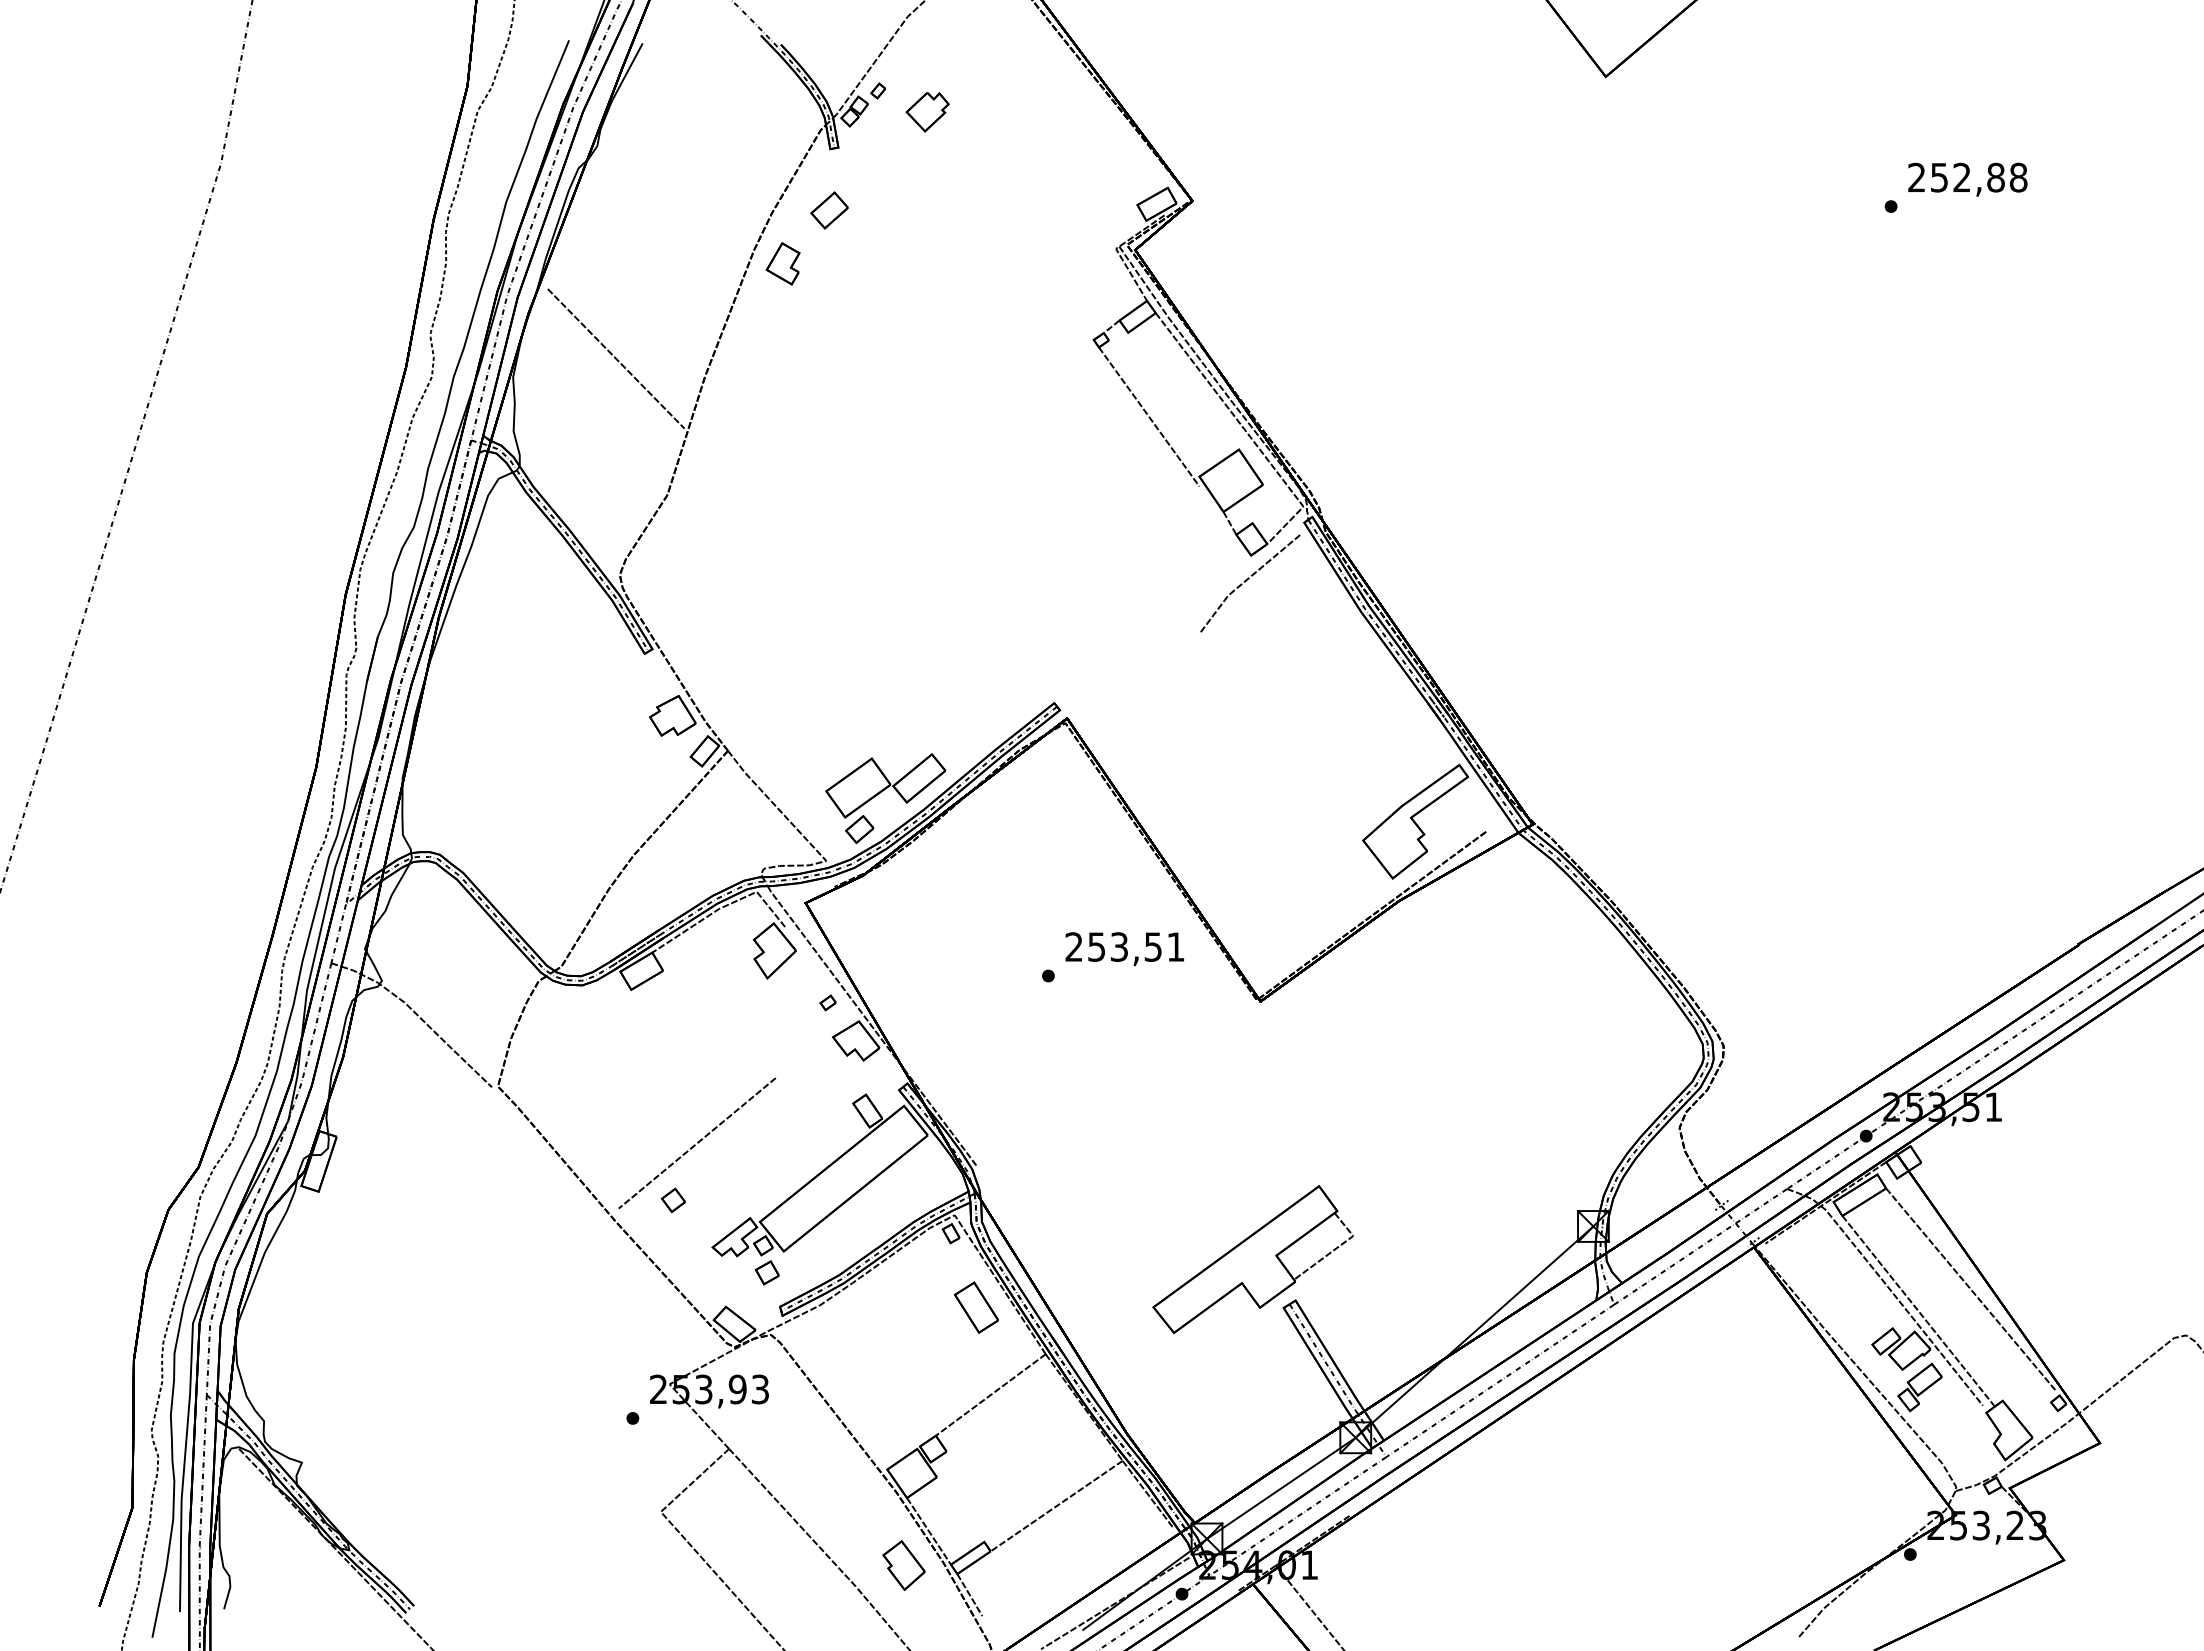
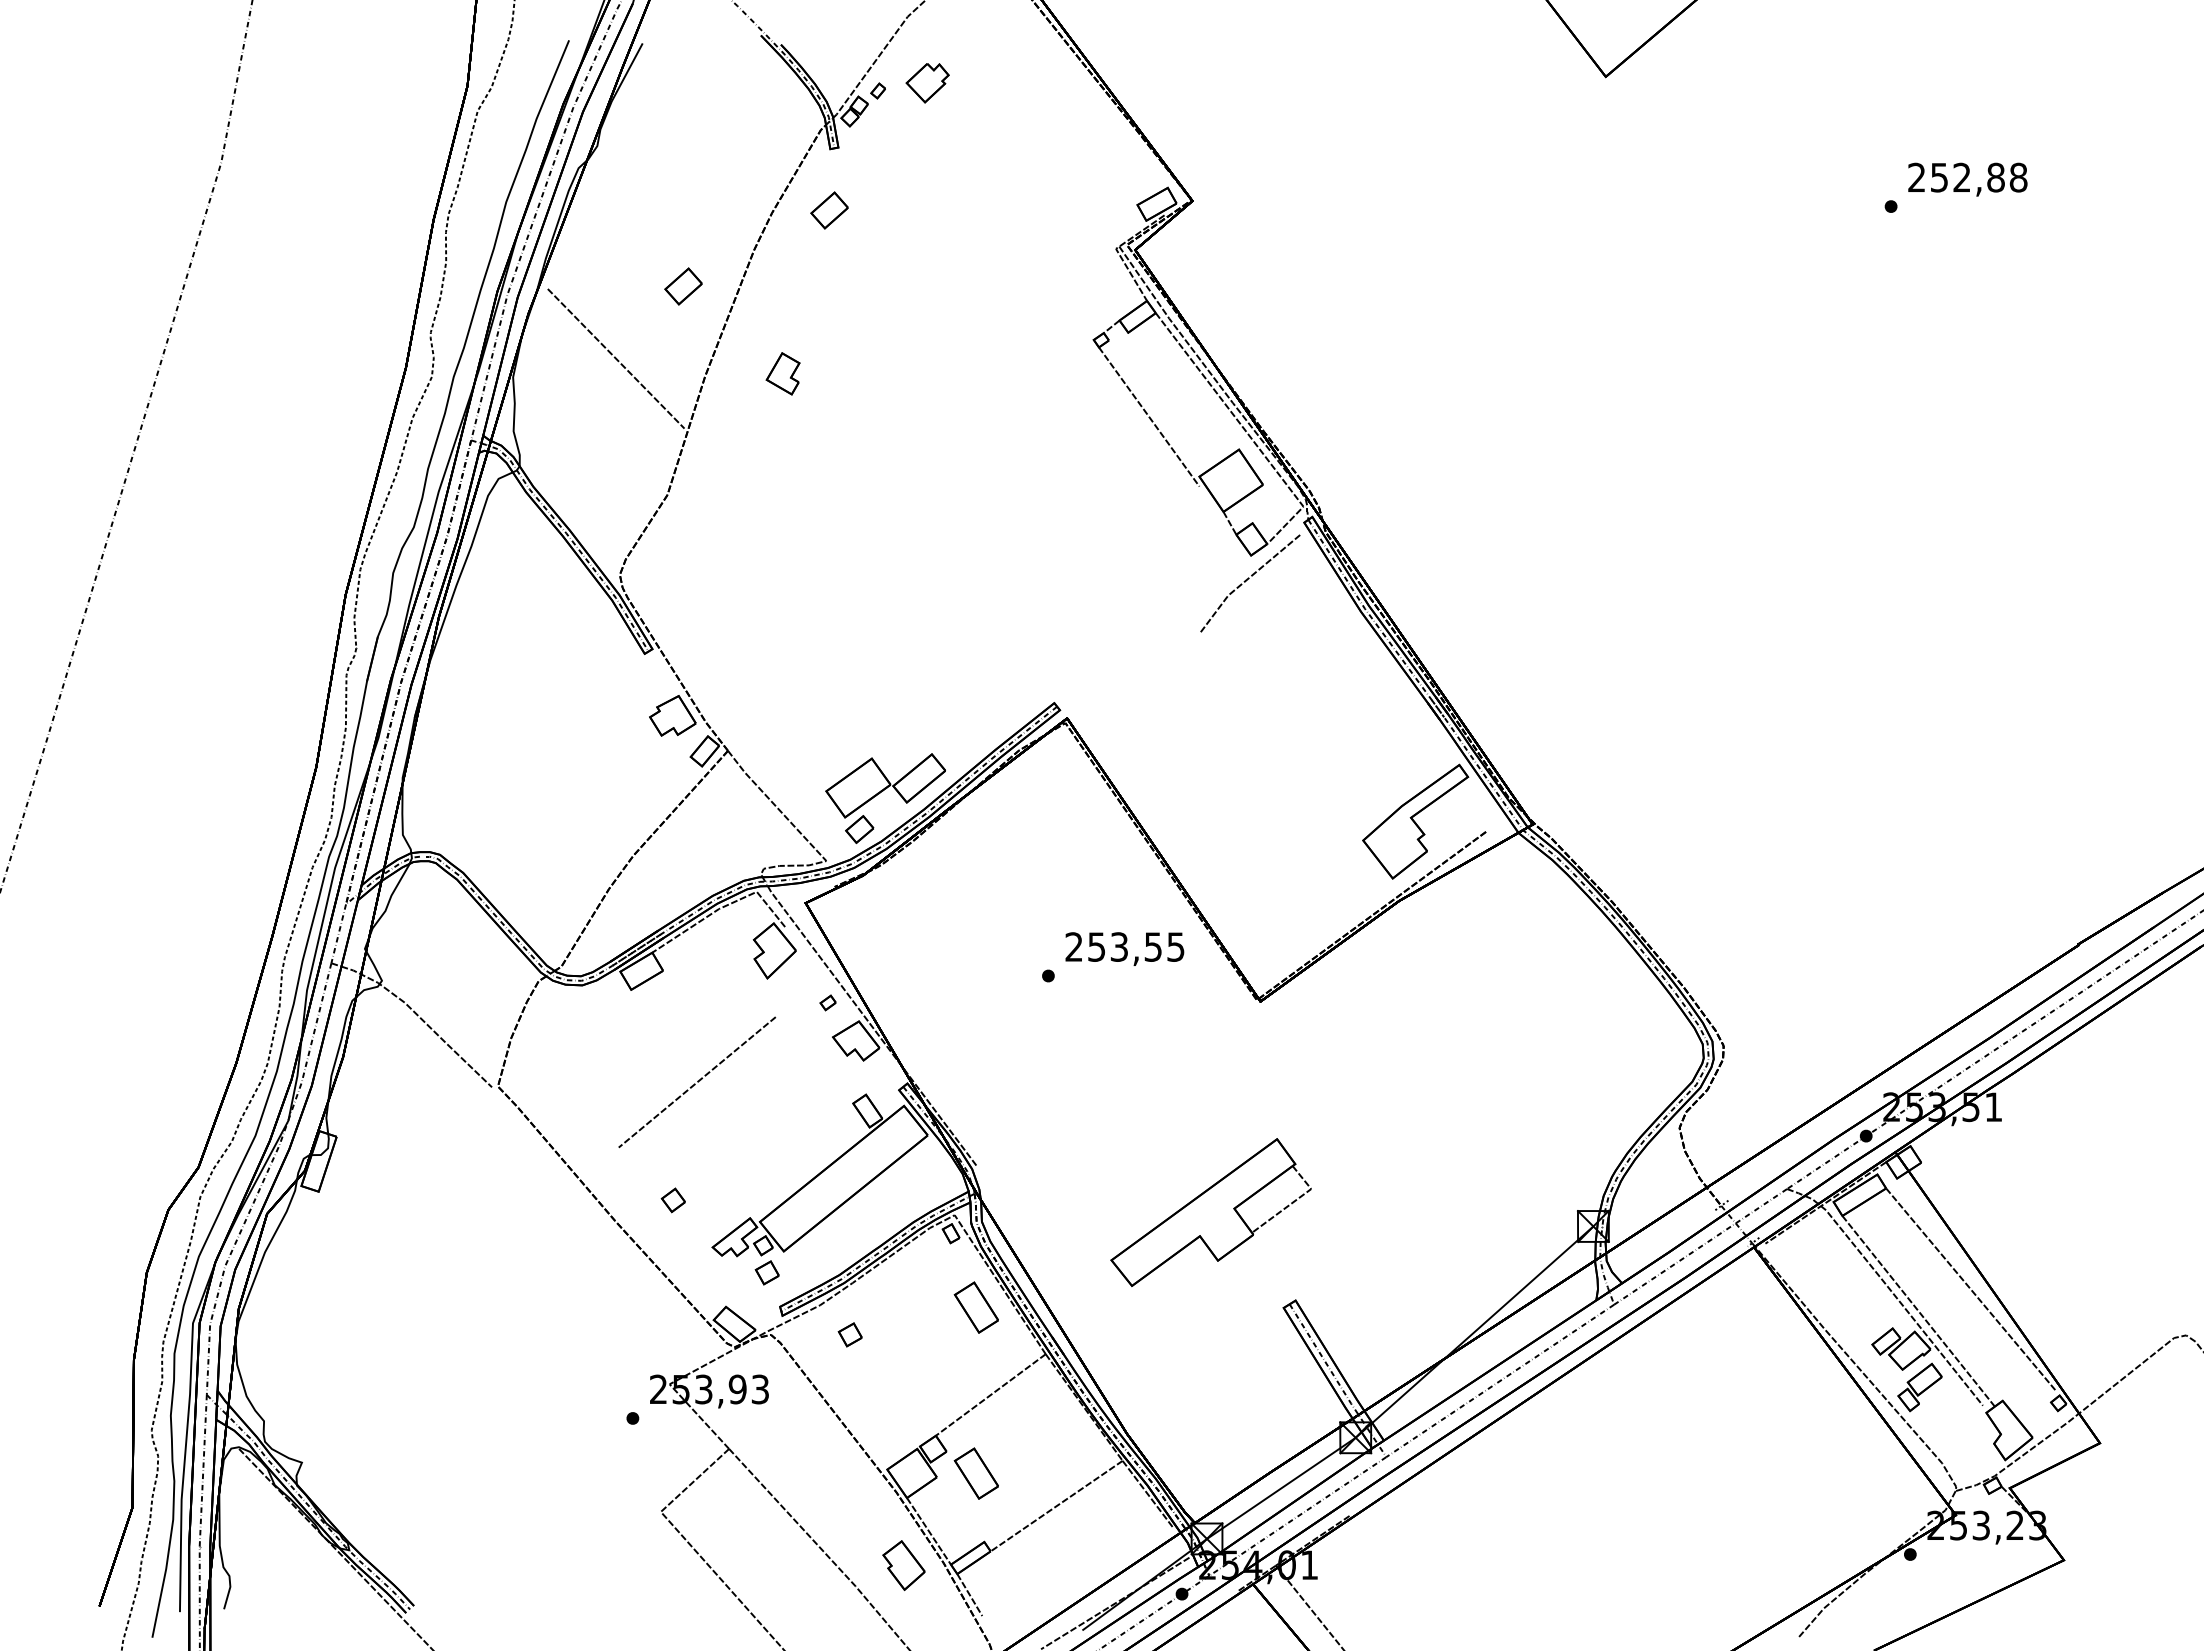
part position: (927, 112) -> (927, 83) (927, 83)
part position: (782, 263) -> (782, 373) (782, 373)
part: none -> present (683, 286)
text: 253,51 -> 253,55 (1175, 946)
line position: (697, 1143) -> (697, 1082) (697, 1082)
part position: (1252, 1259) -> (1210, 1212) (1210, 1212)
part: none -> present (849, 1334)
part: none -> present (975, 1473)
